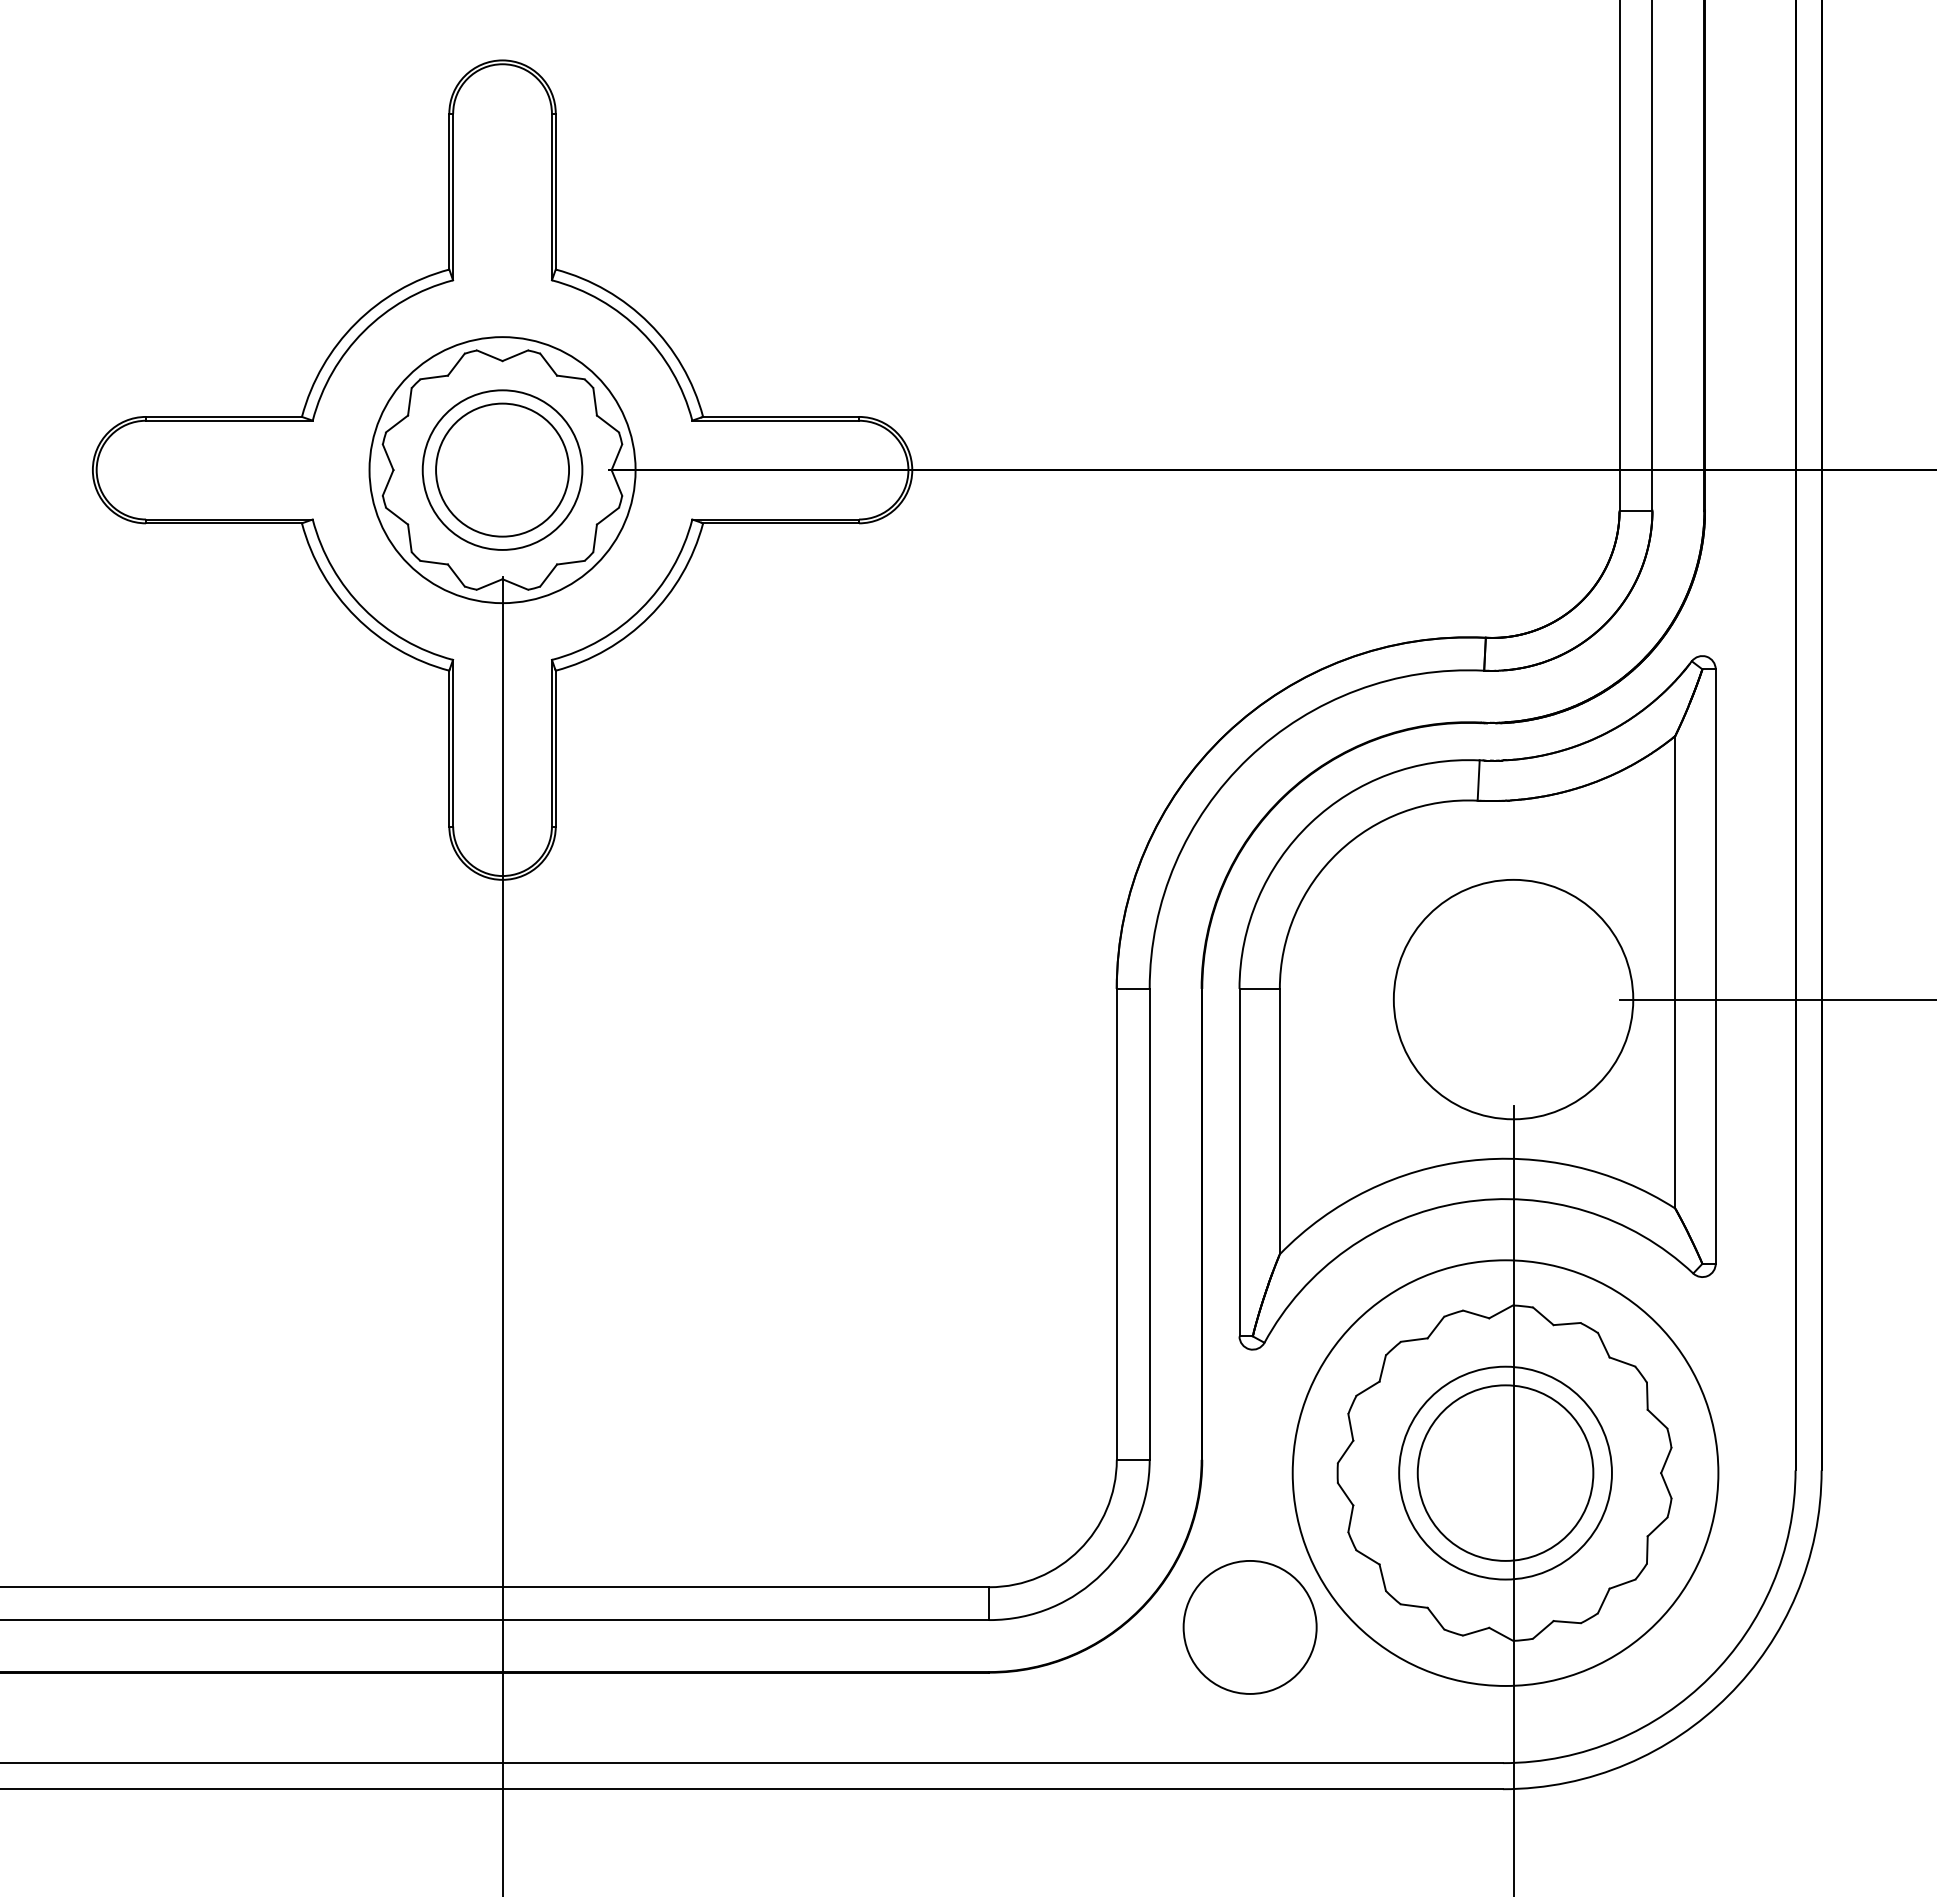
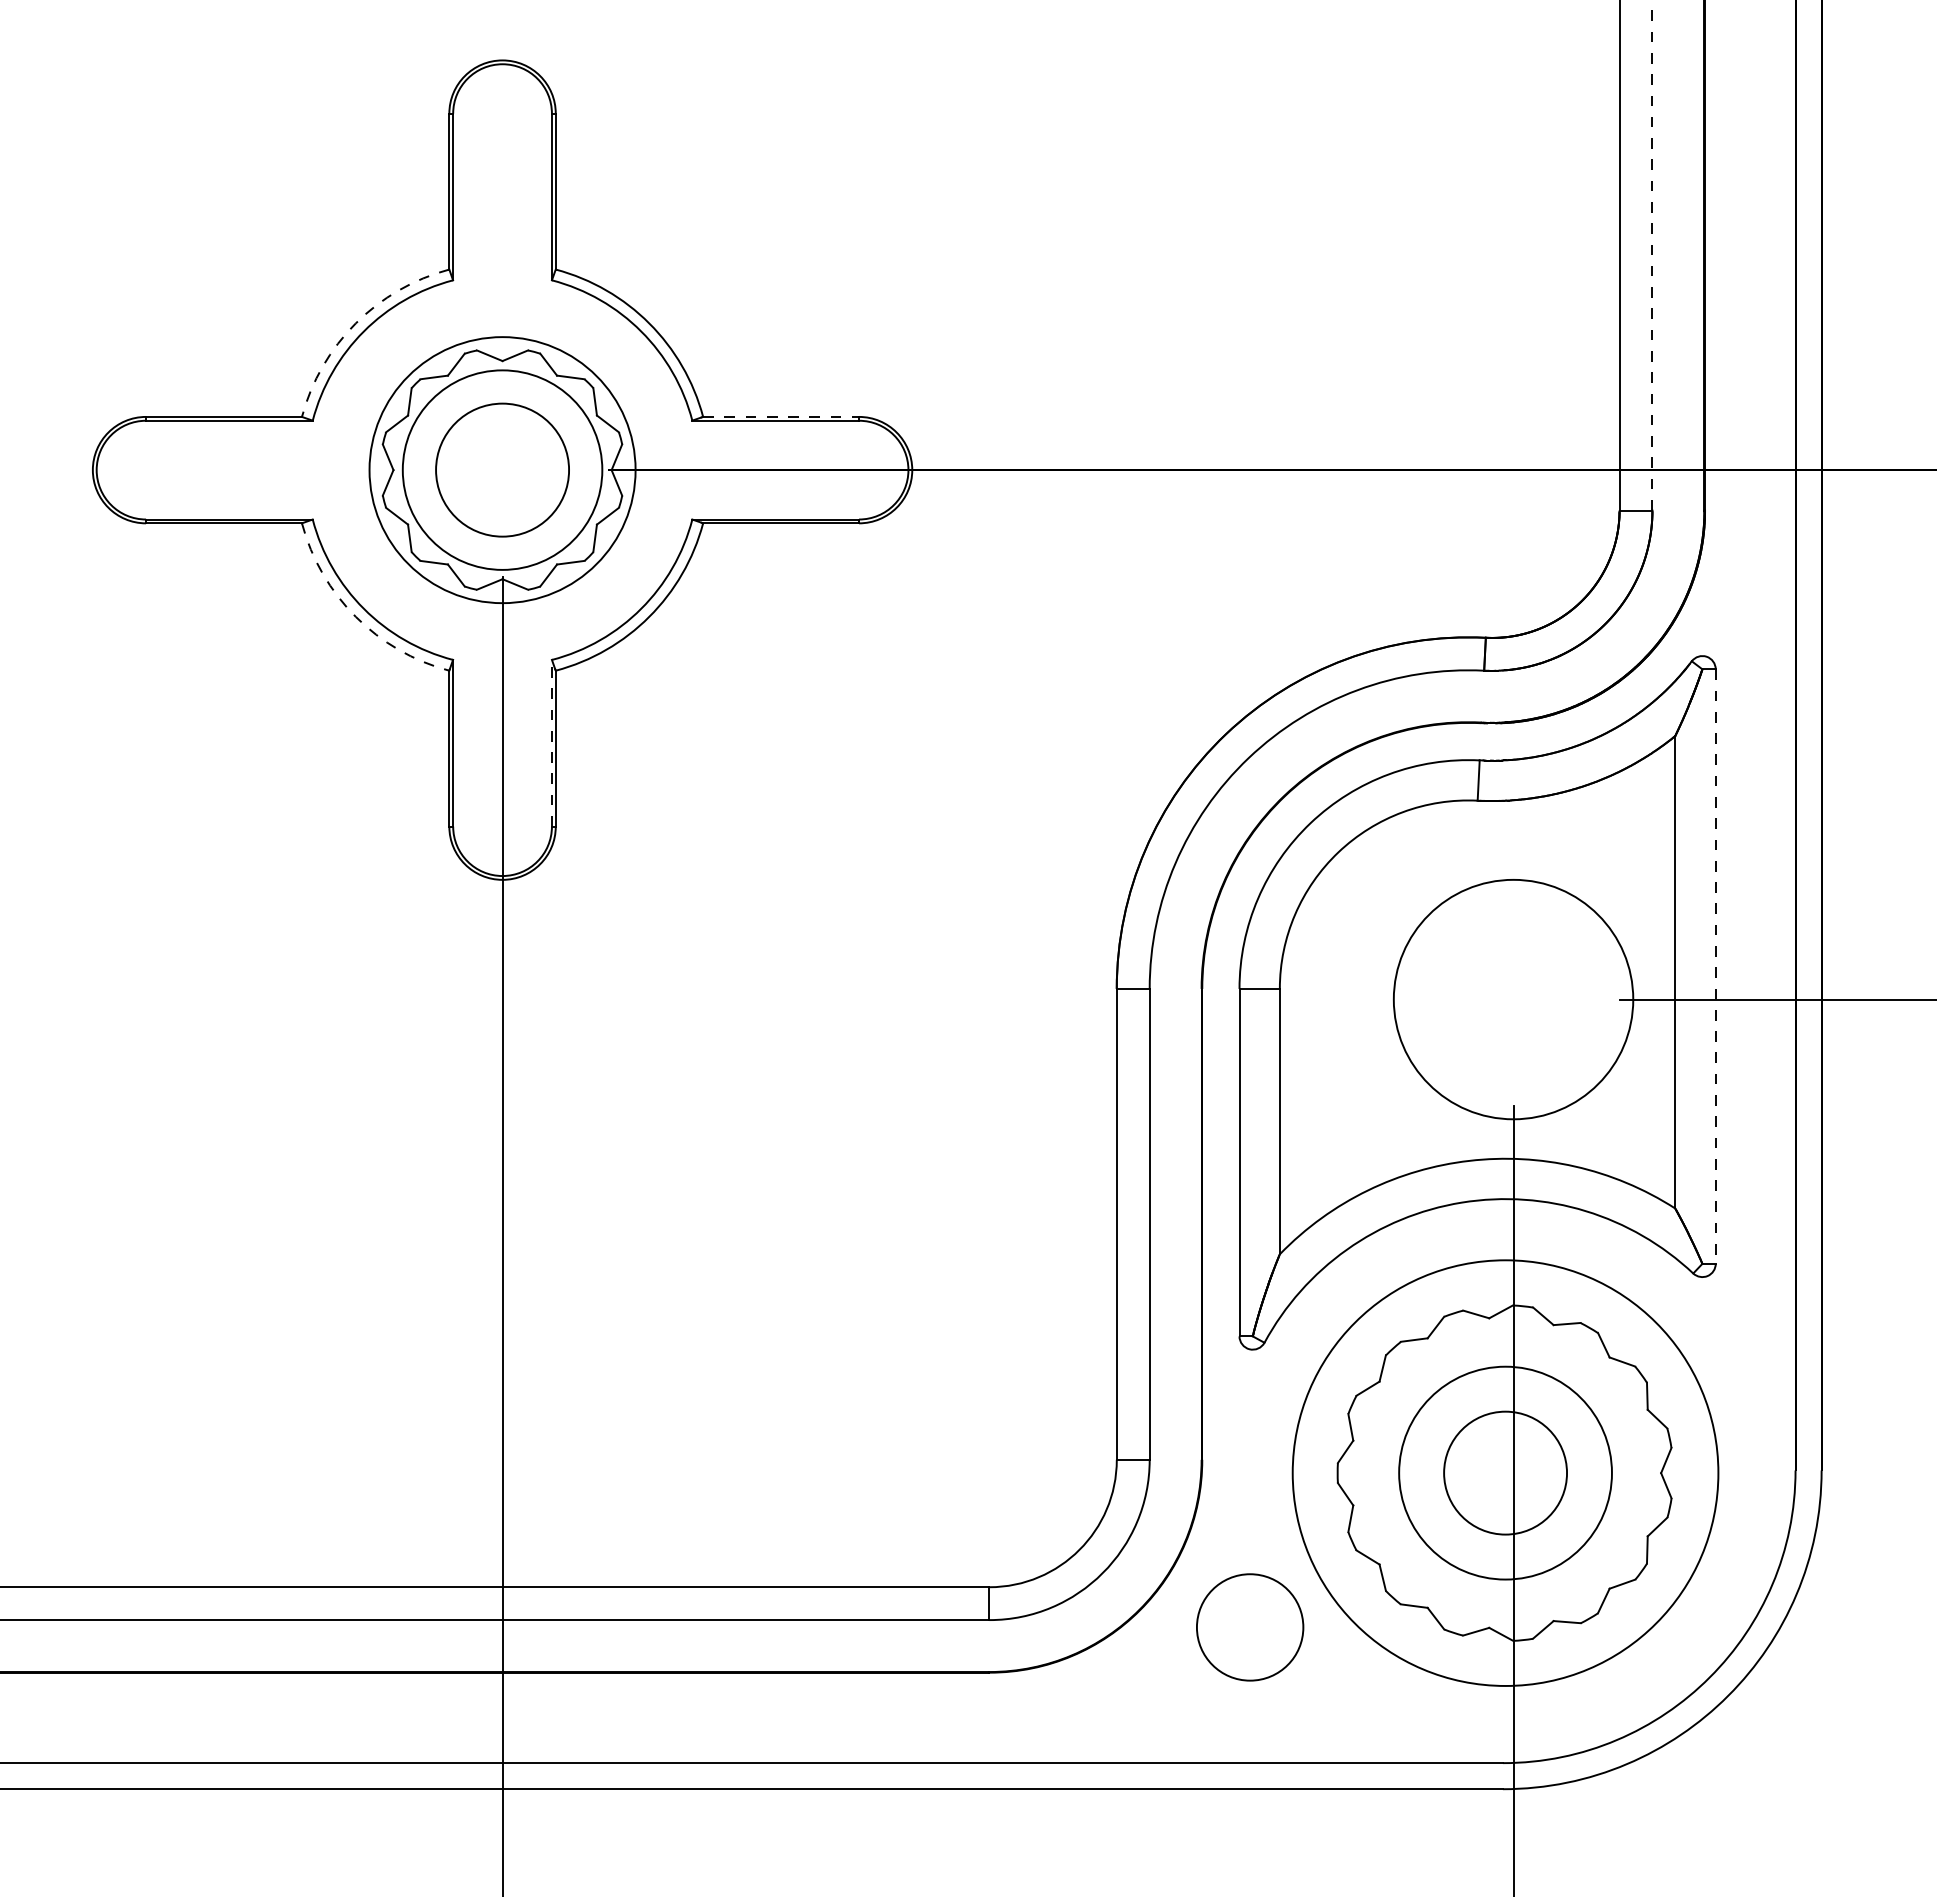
line: solid -> dashed (1652, 255)
arc: solid -> dashed (355, 323)
line: solid -> dashed (781, 416)
circle diameter: 160 px -> 200 px (502, 469)
arc: solid -> dashed (355, 616)
line: solid -> dashed (551, 742)
line: solid -> dashed (1715, 967)
circle diameter: 176 px -> 123 px (1505, 1472)
circle diameter: 133 px -> 106 px (1249, 1627)
